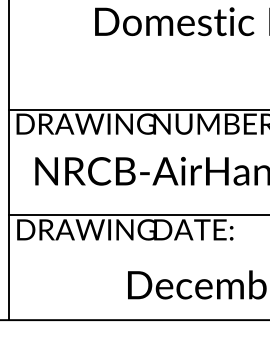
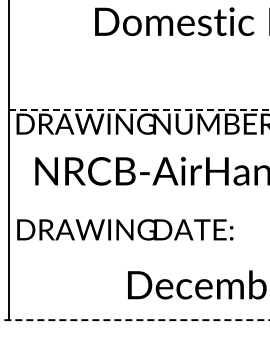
line: solid -> dashed (139, 109)
line: present -> none (137, 214)
line: solid -> dashed (135, 320)
